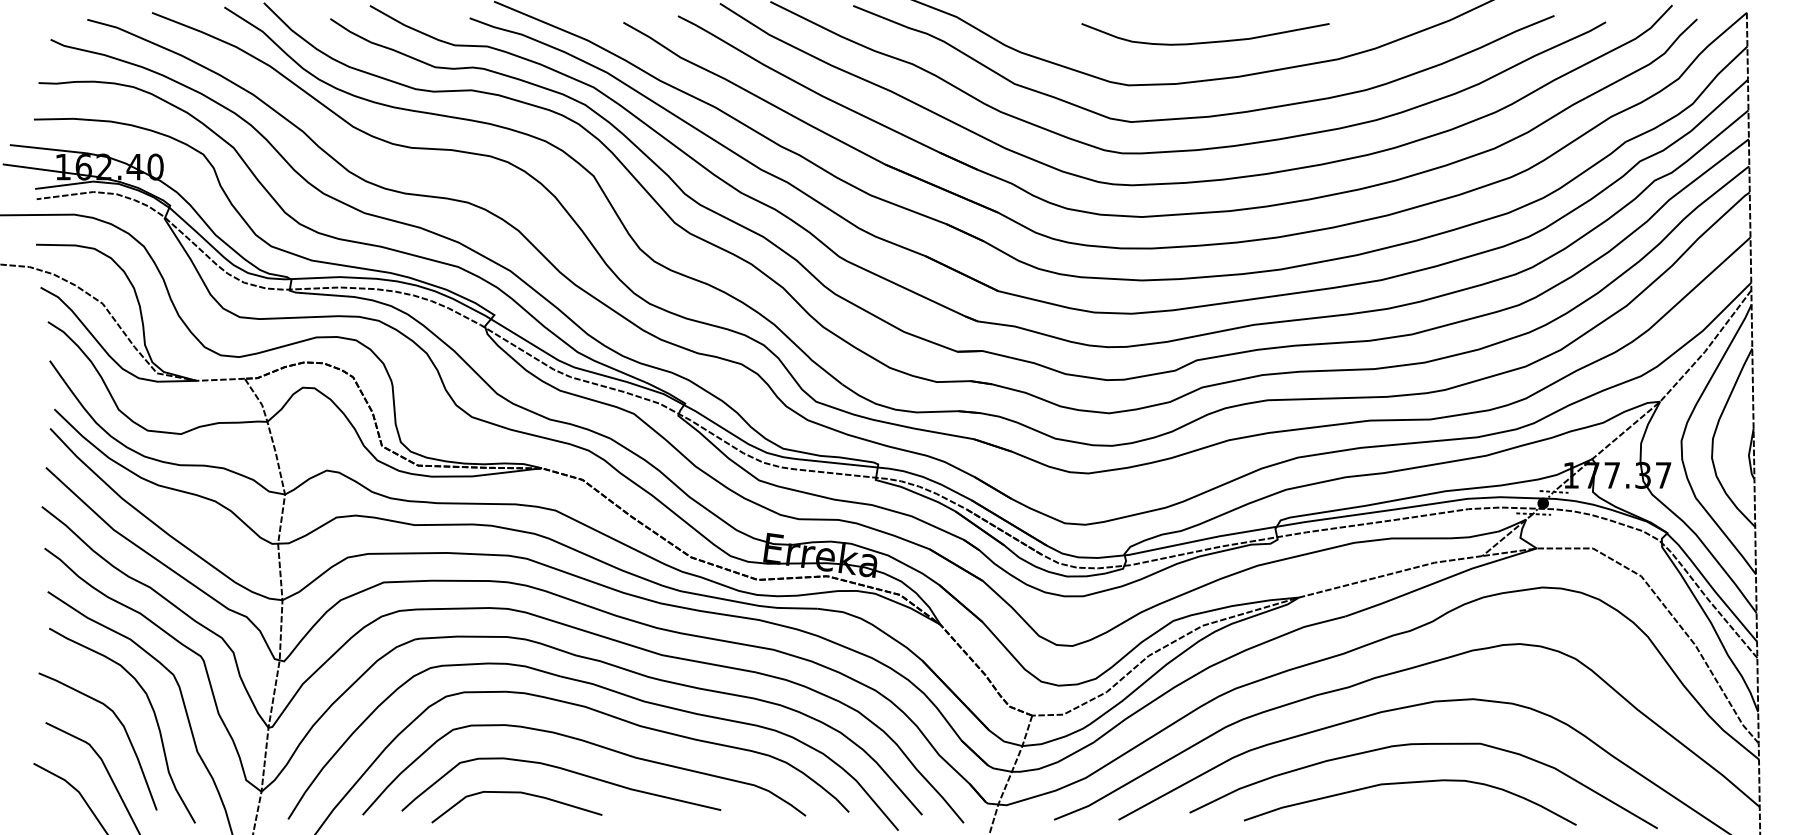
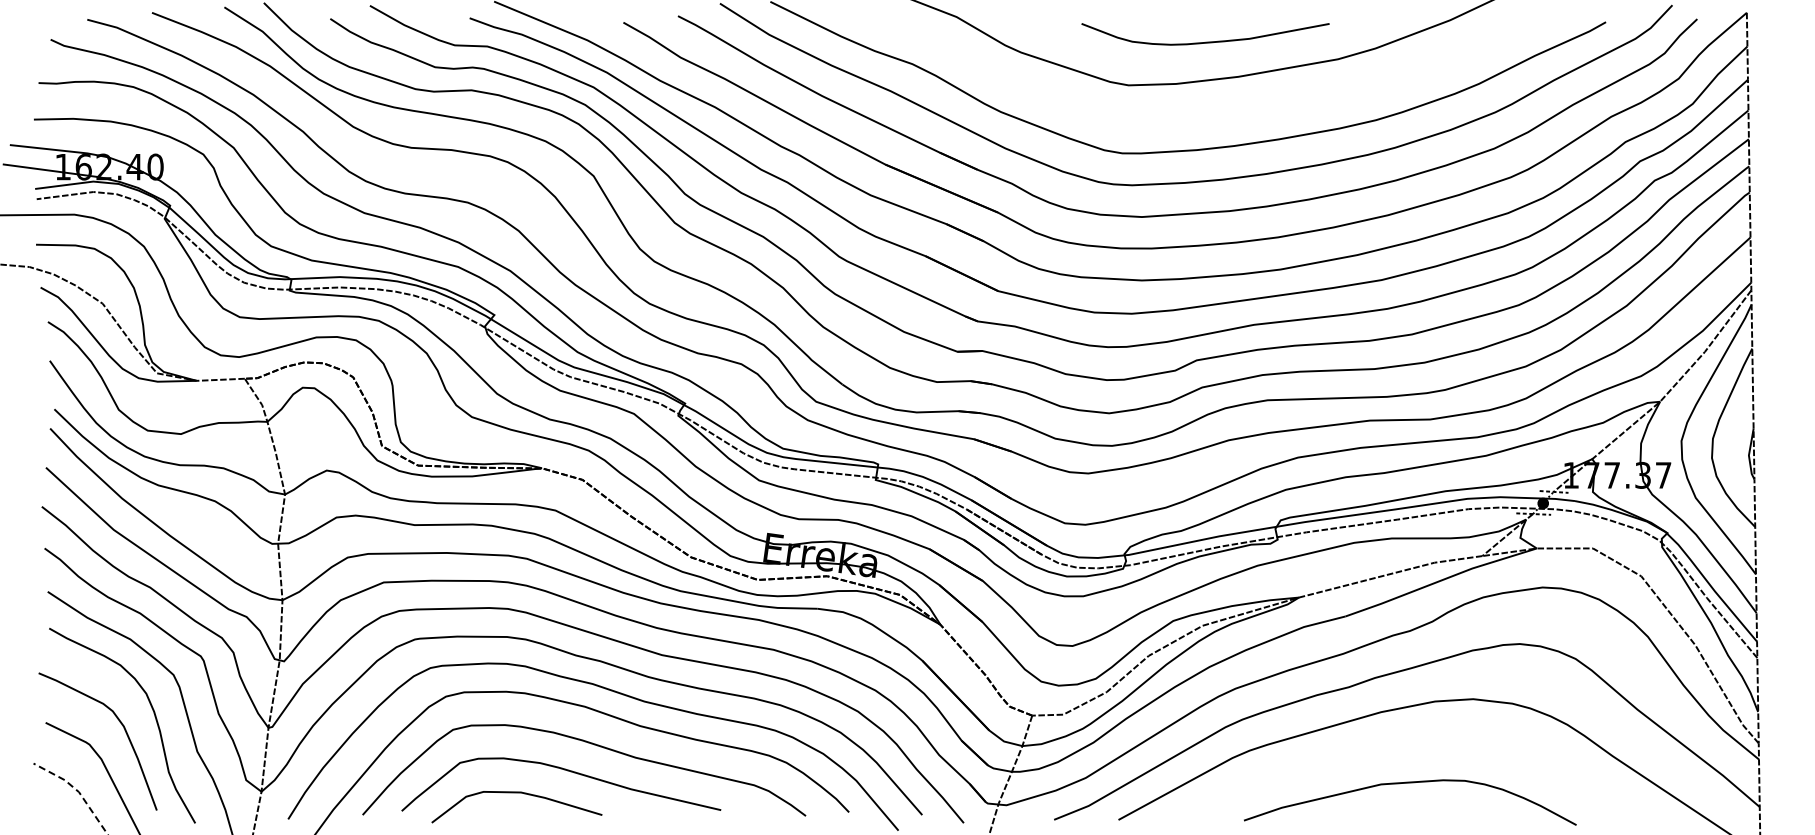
curve: present -> none (1208, 115)
curve: present -> none (1423, 744)
line: solid -> dashed (77, 790)
